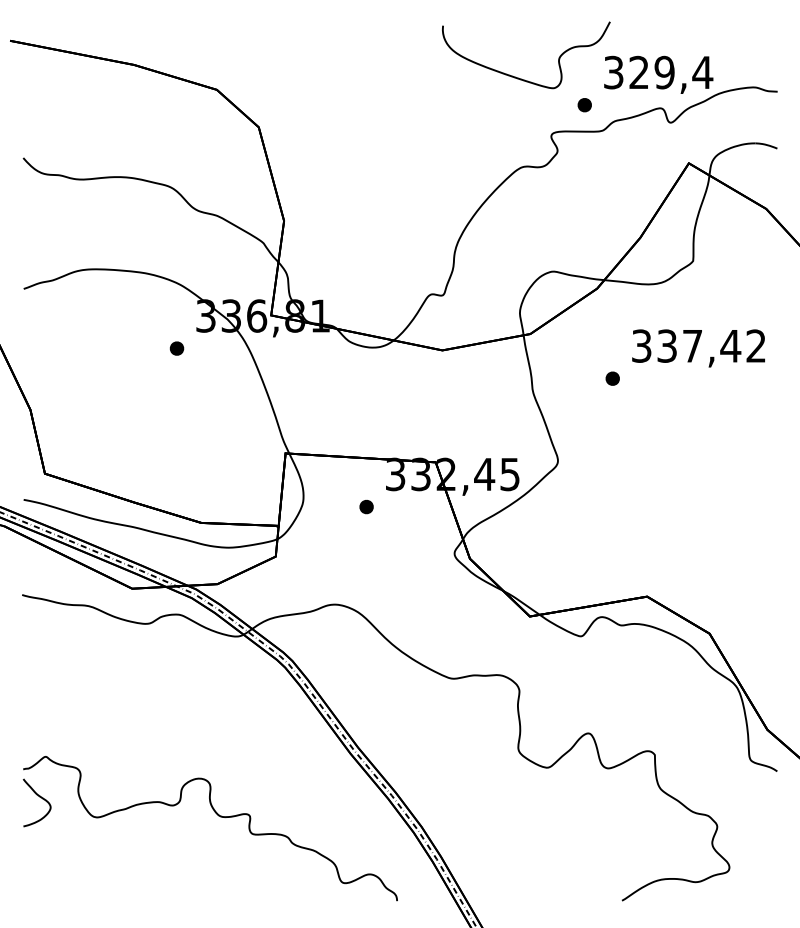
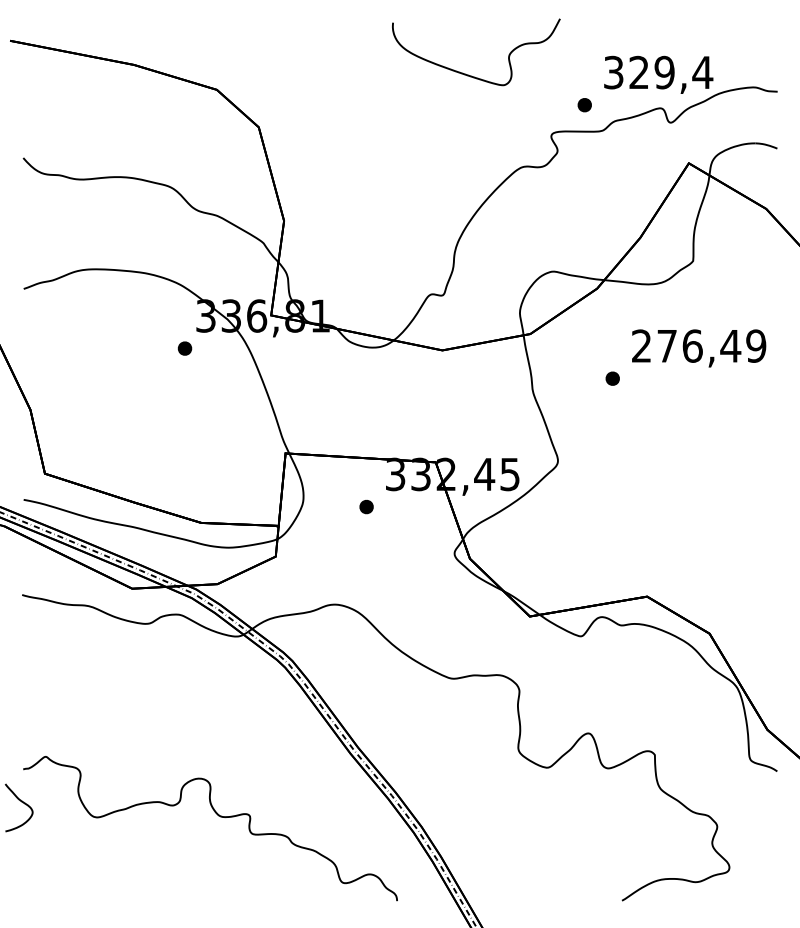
curve position: (518, 77) -> (468, 74) (468, 74)
text: 337,42 -> 276,49 (699, 345)
part position: (176, 348) -> (184, 348) (184, 348)
curve position: (39, 797) -> (21, 802) (21, 802)
